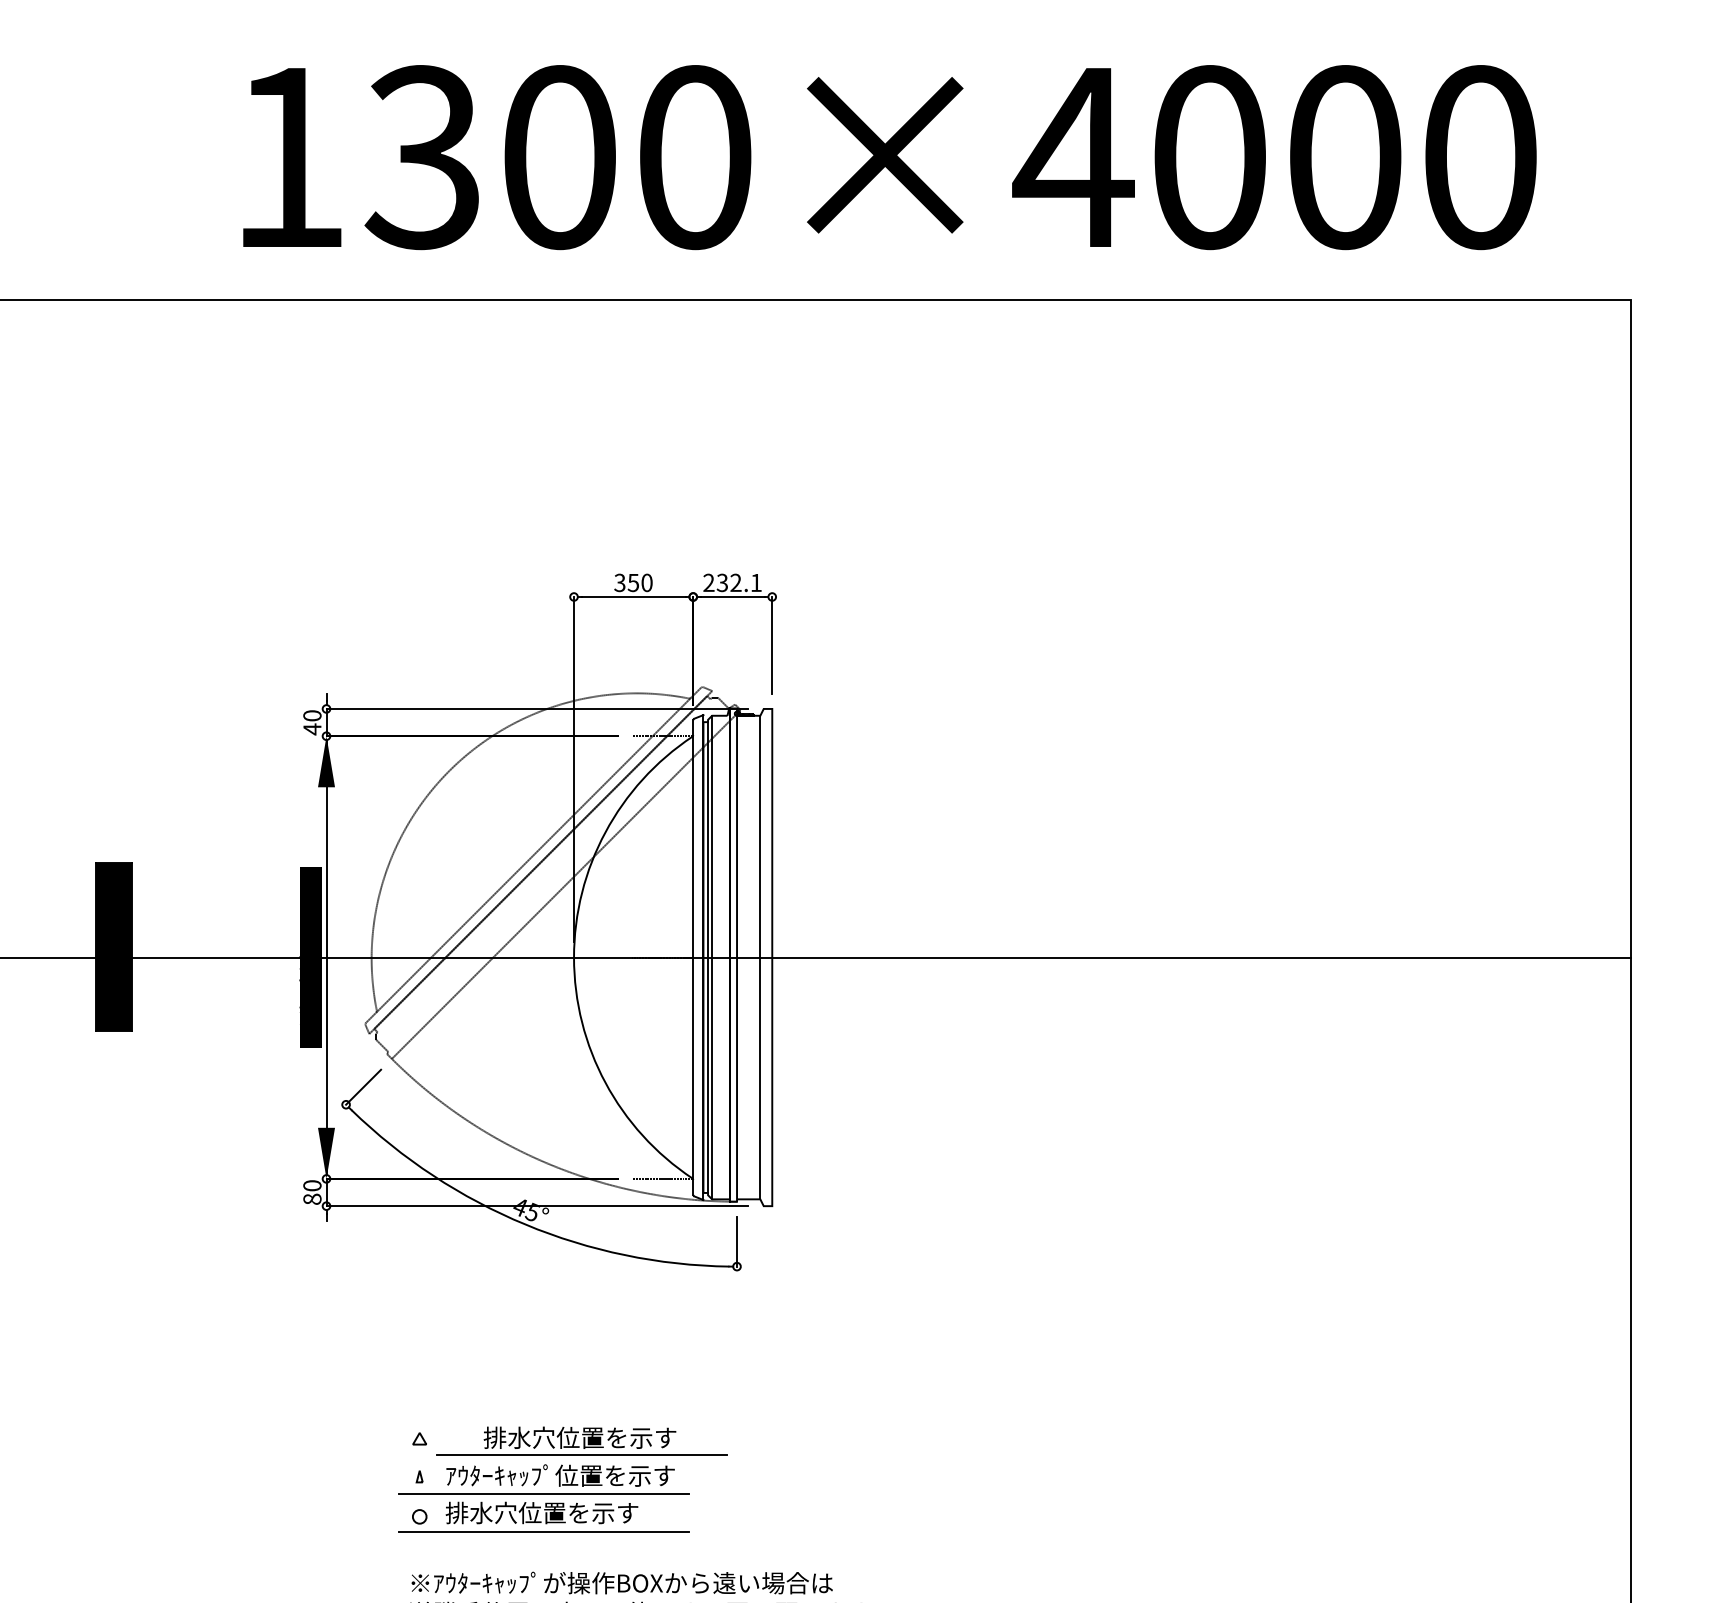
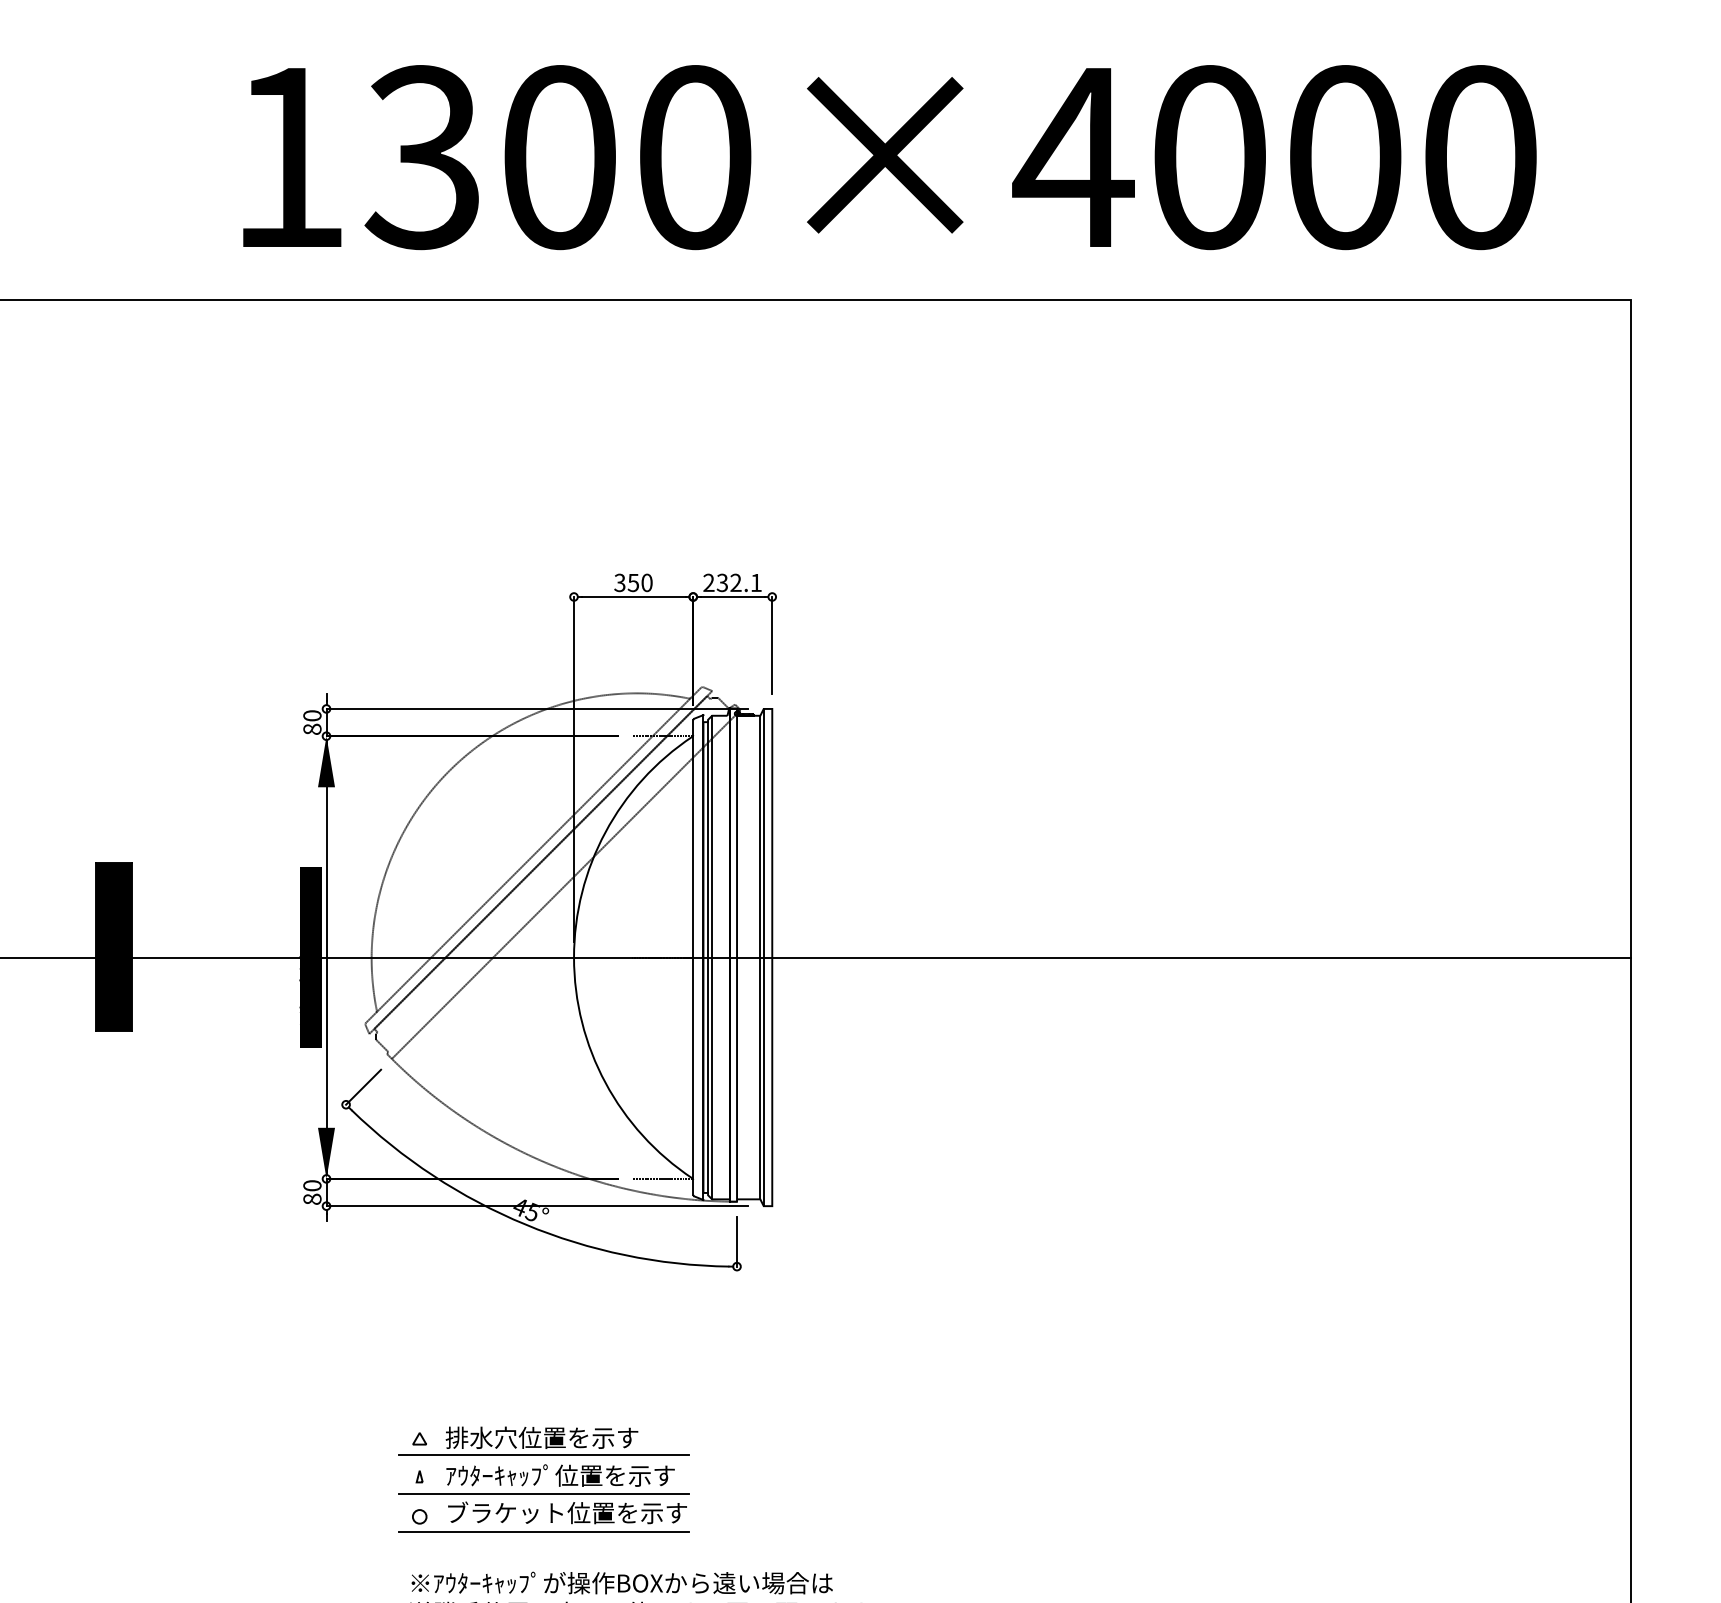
text: 40 -> 80 (312, 729)
line: none -> present (763, 957)
part position: (581, 1440) -> (543, 1440) (543, 1440)
text: 排水穴位置を示す -> ブラケット位置を示す (565, 1512)
